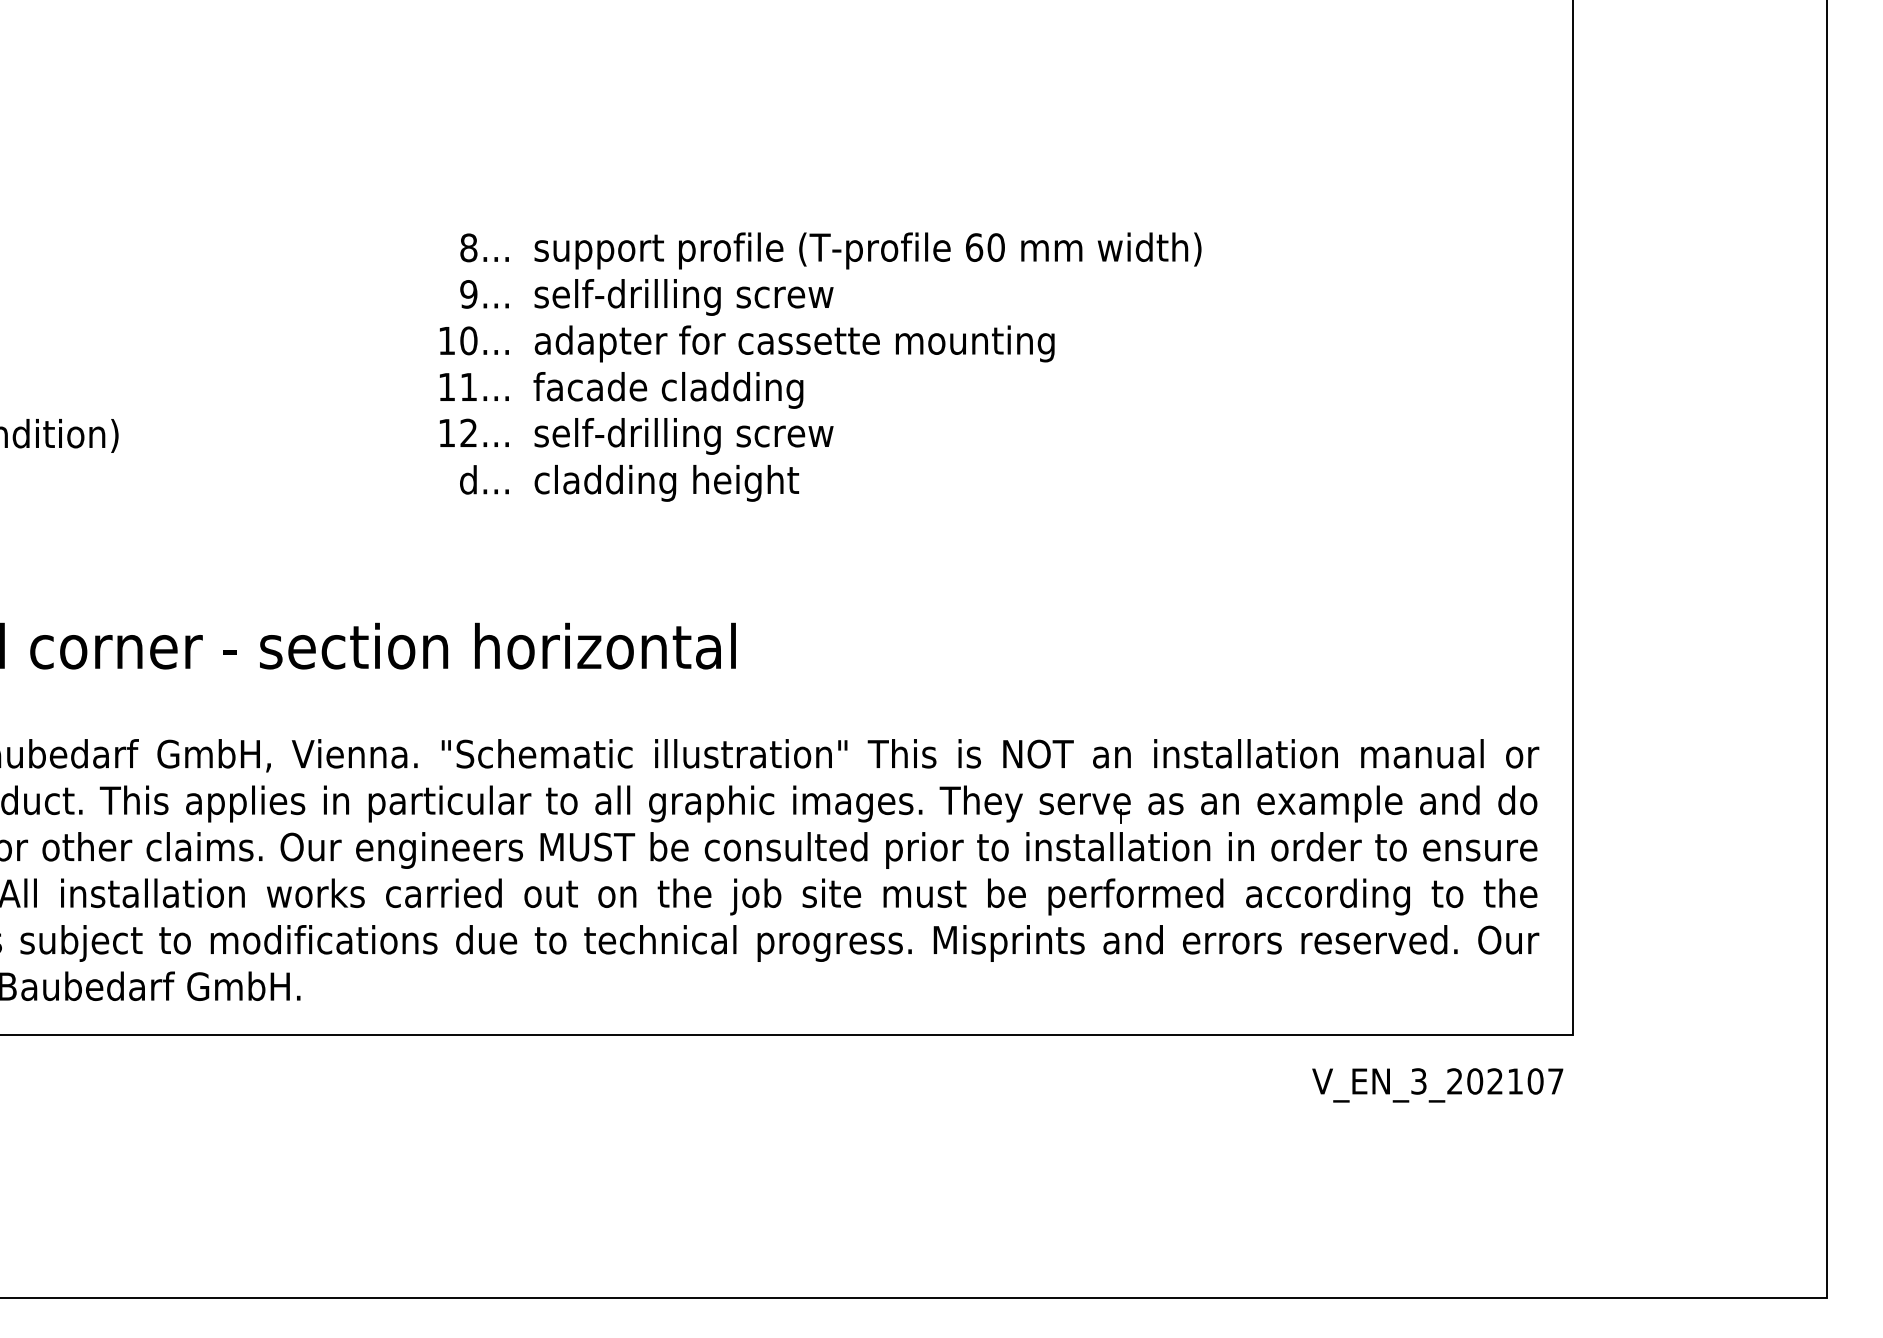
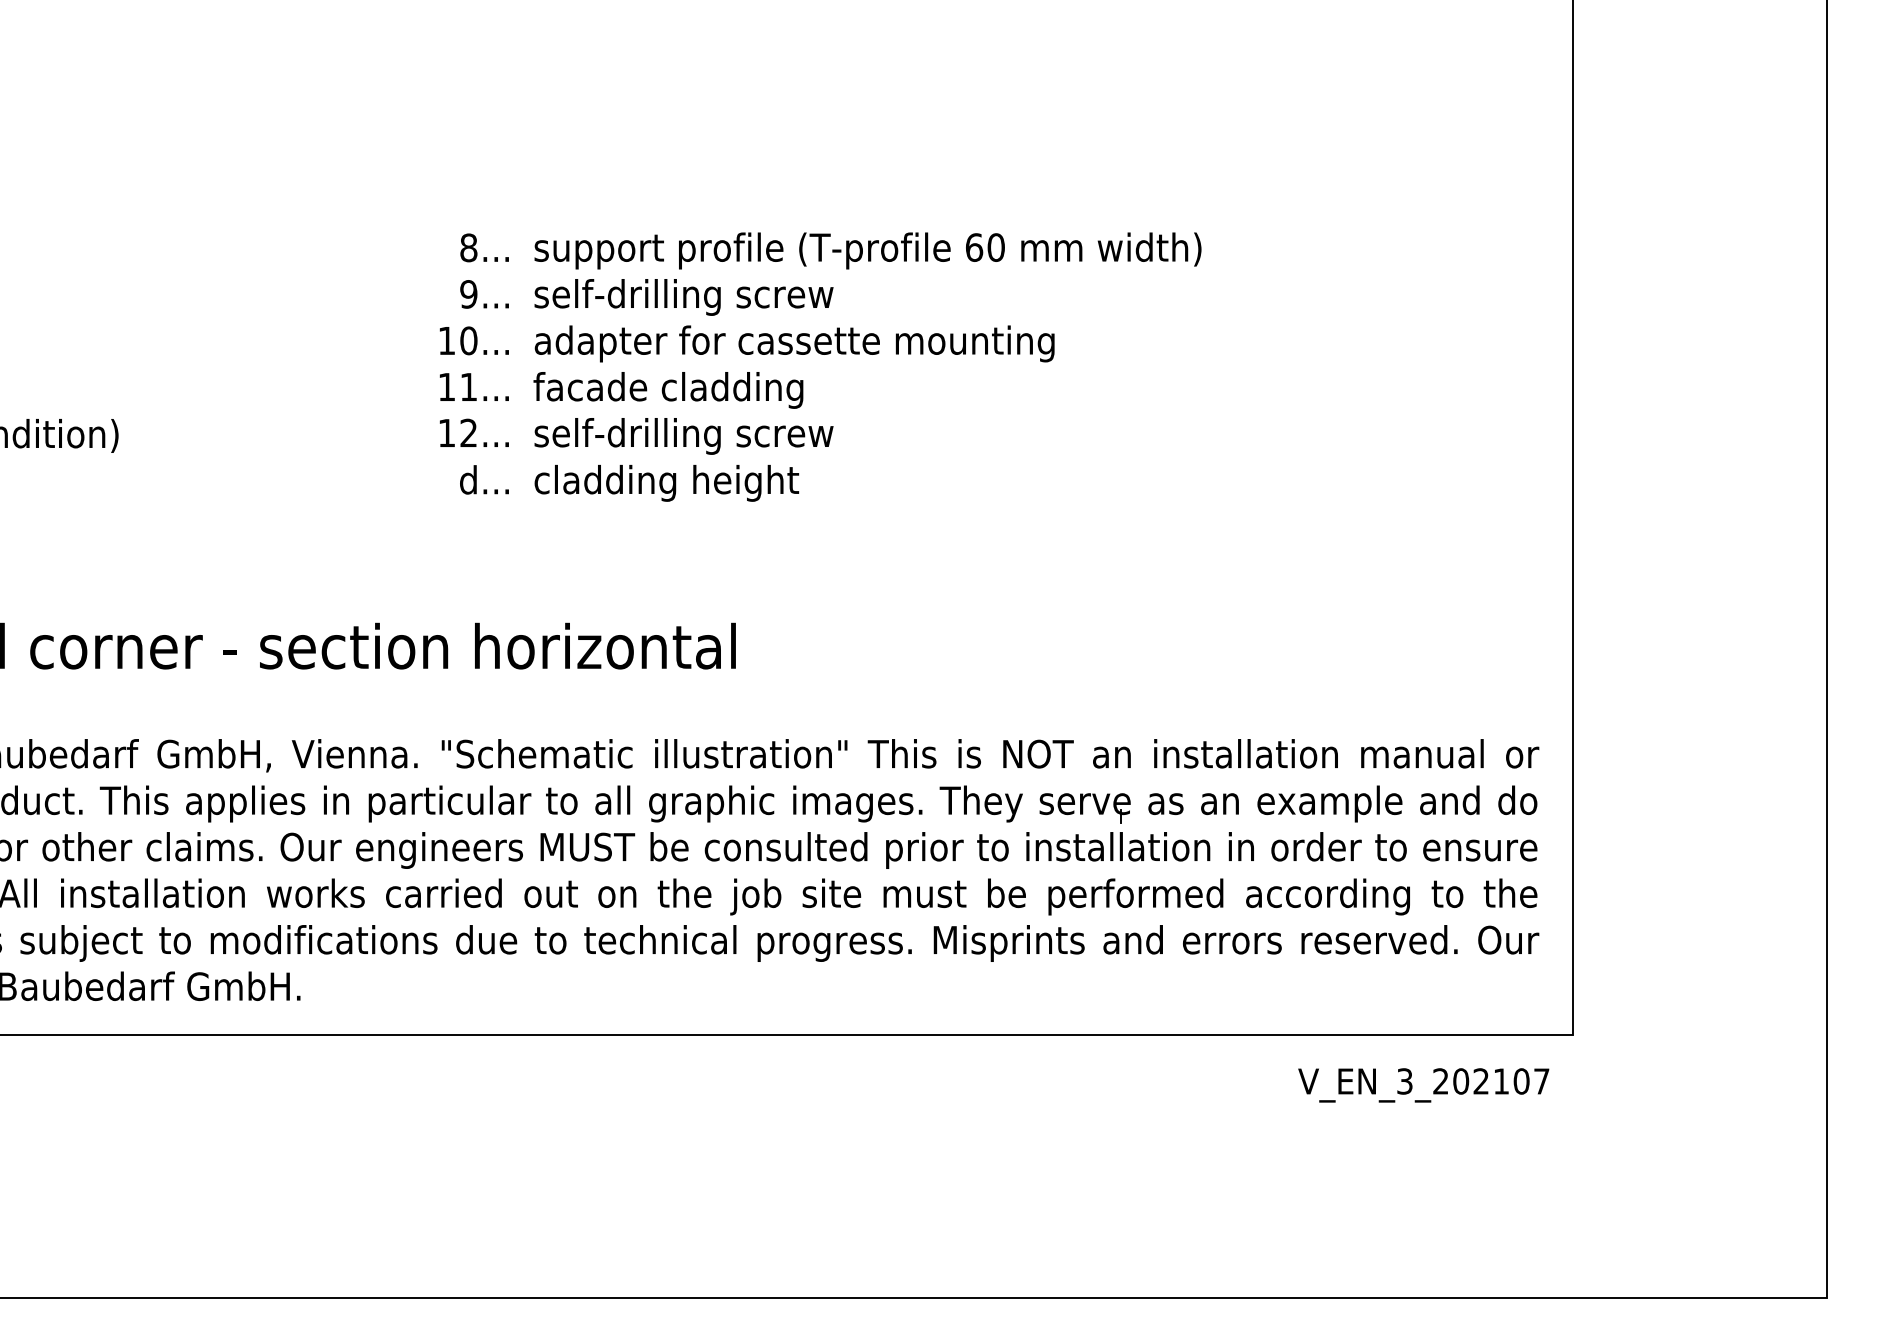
text position: (1437, 1085) -> (1423, 1085) (1423, 1085)
